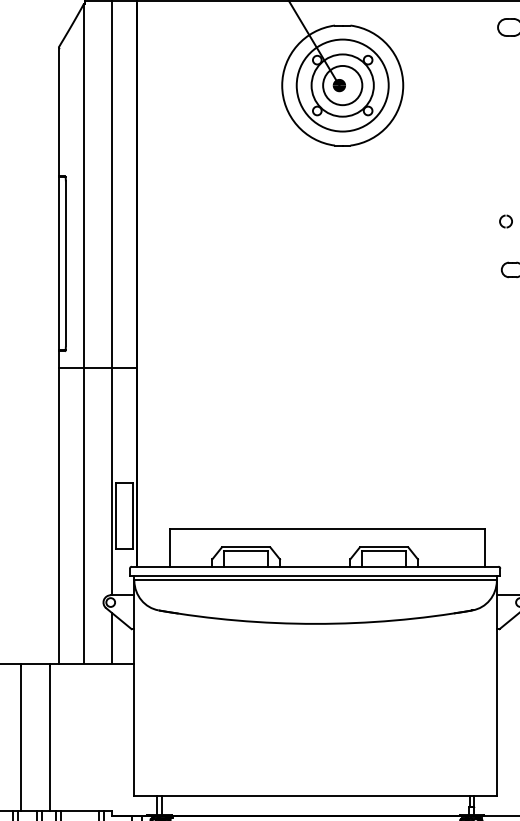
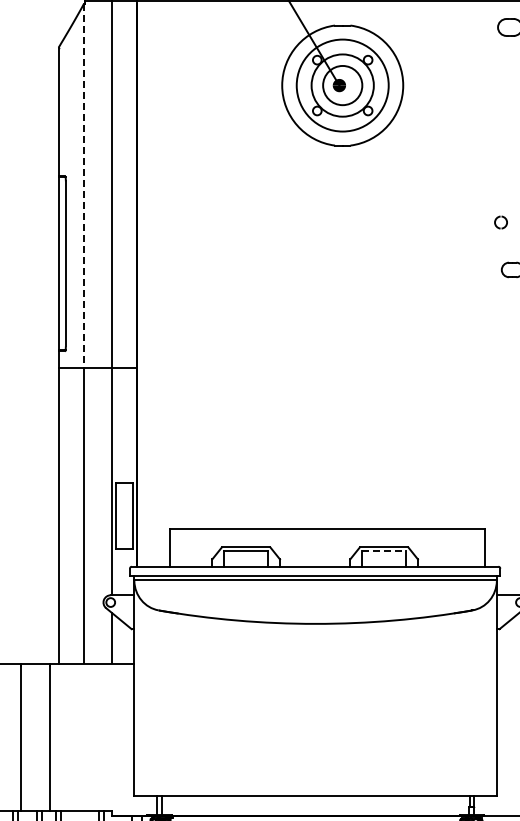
line: solid -> dashed (83, 186)
part position: (505, 221) -> (500, 222) (500, 222)
line: solid -> dashed (384, 551)
